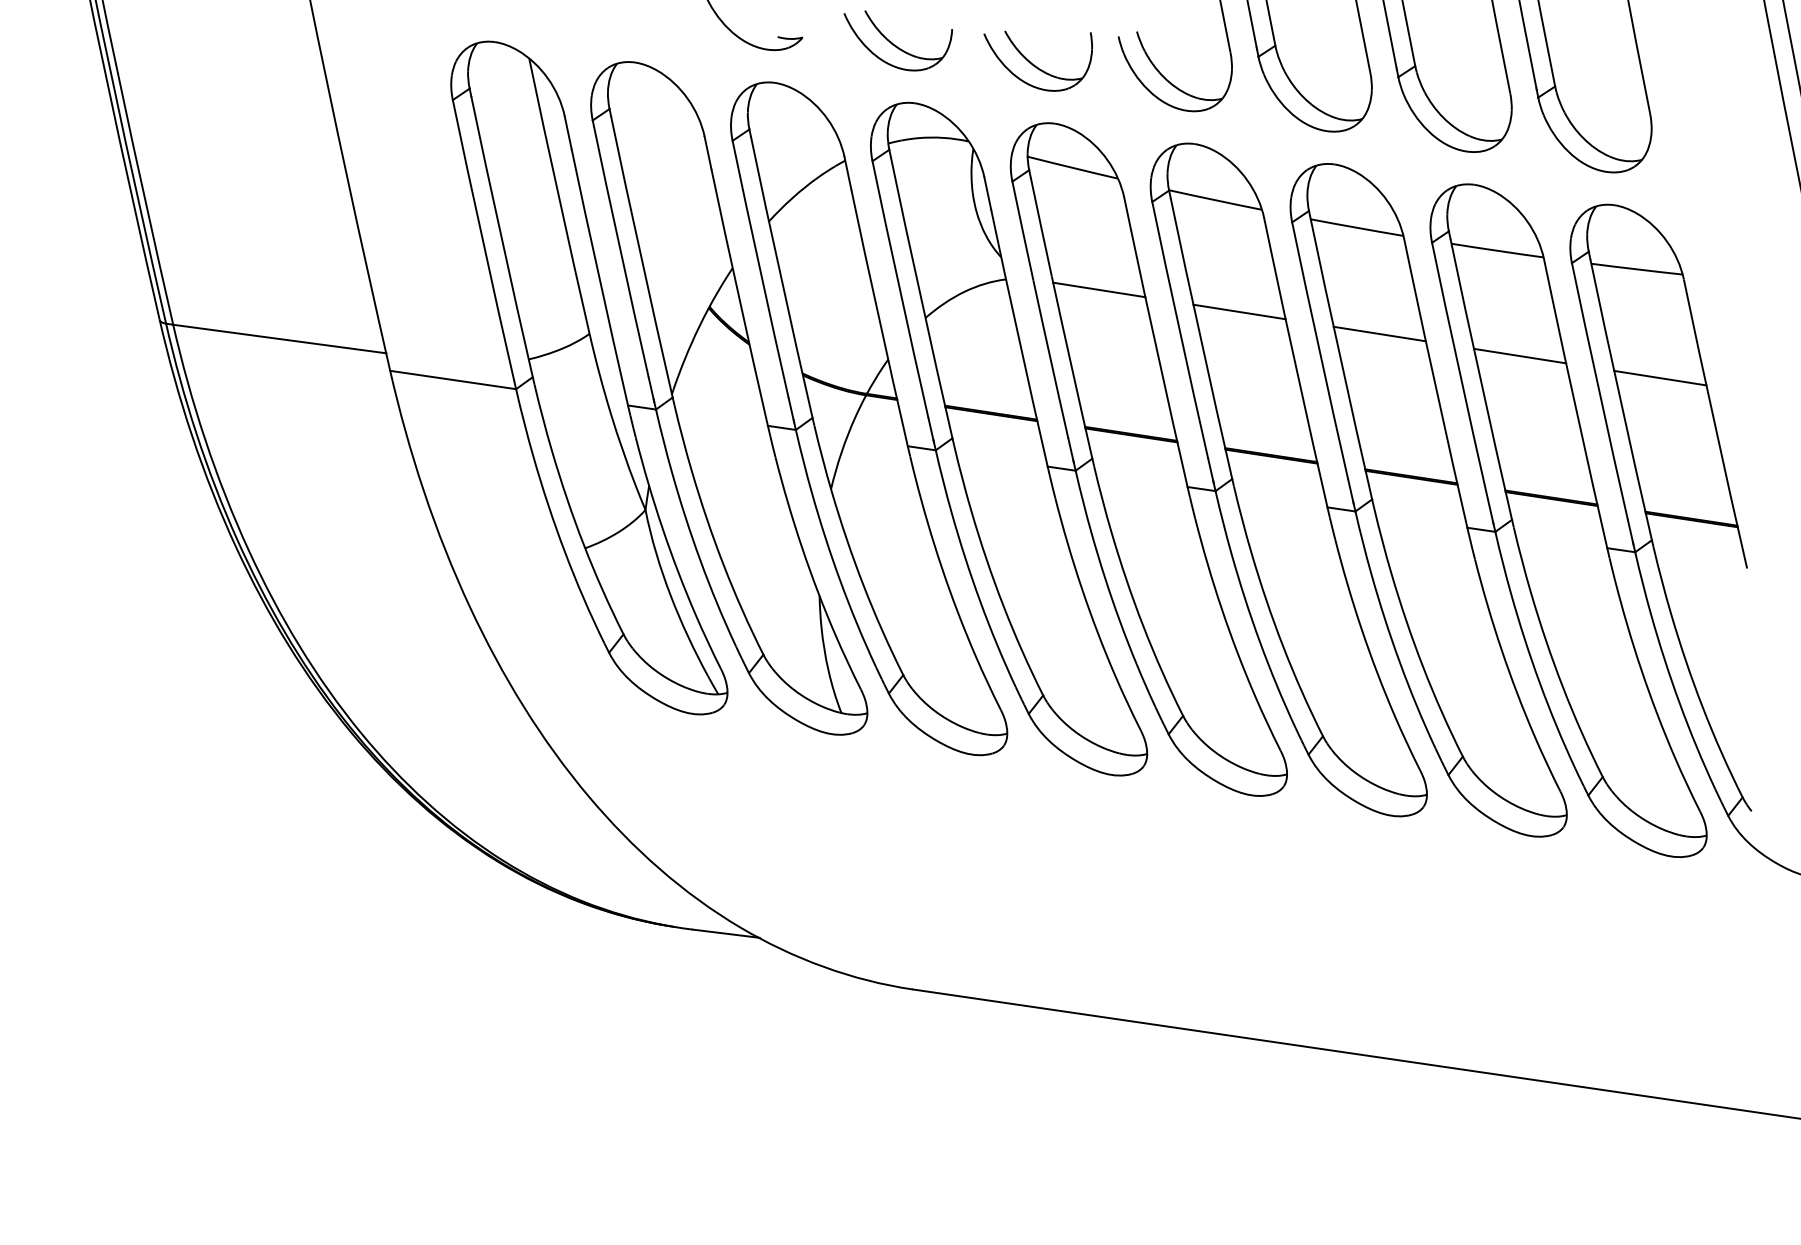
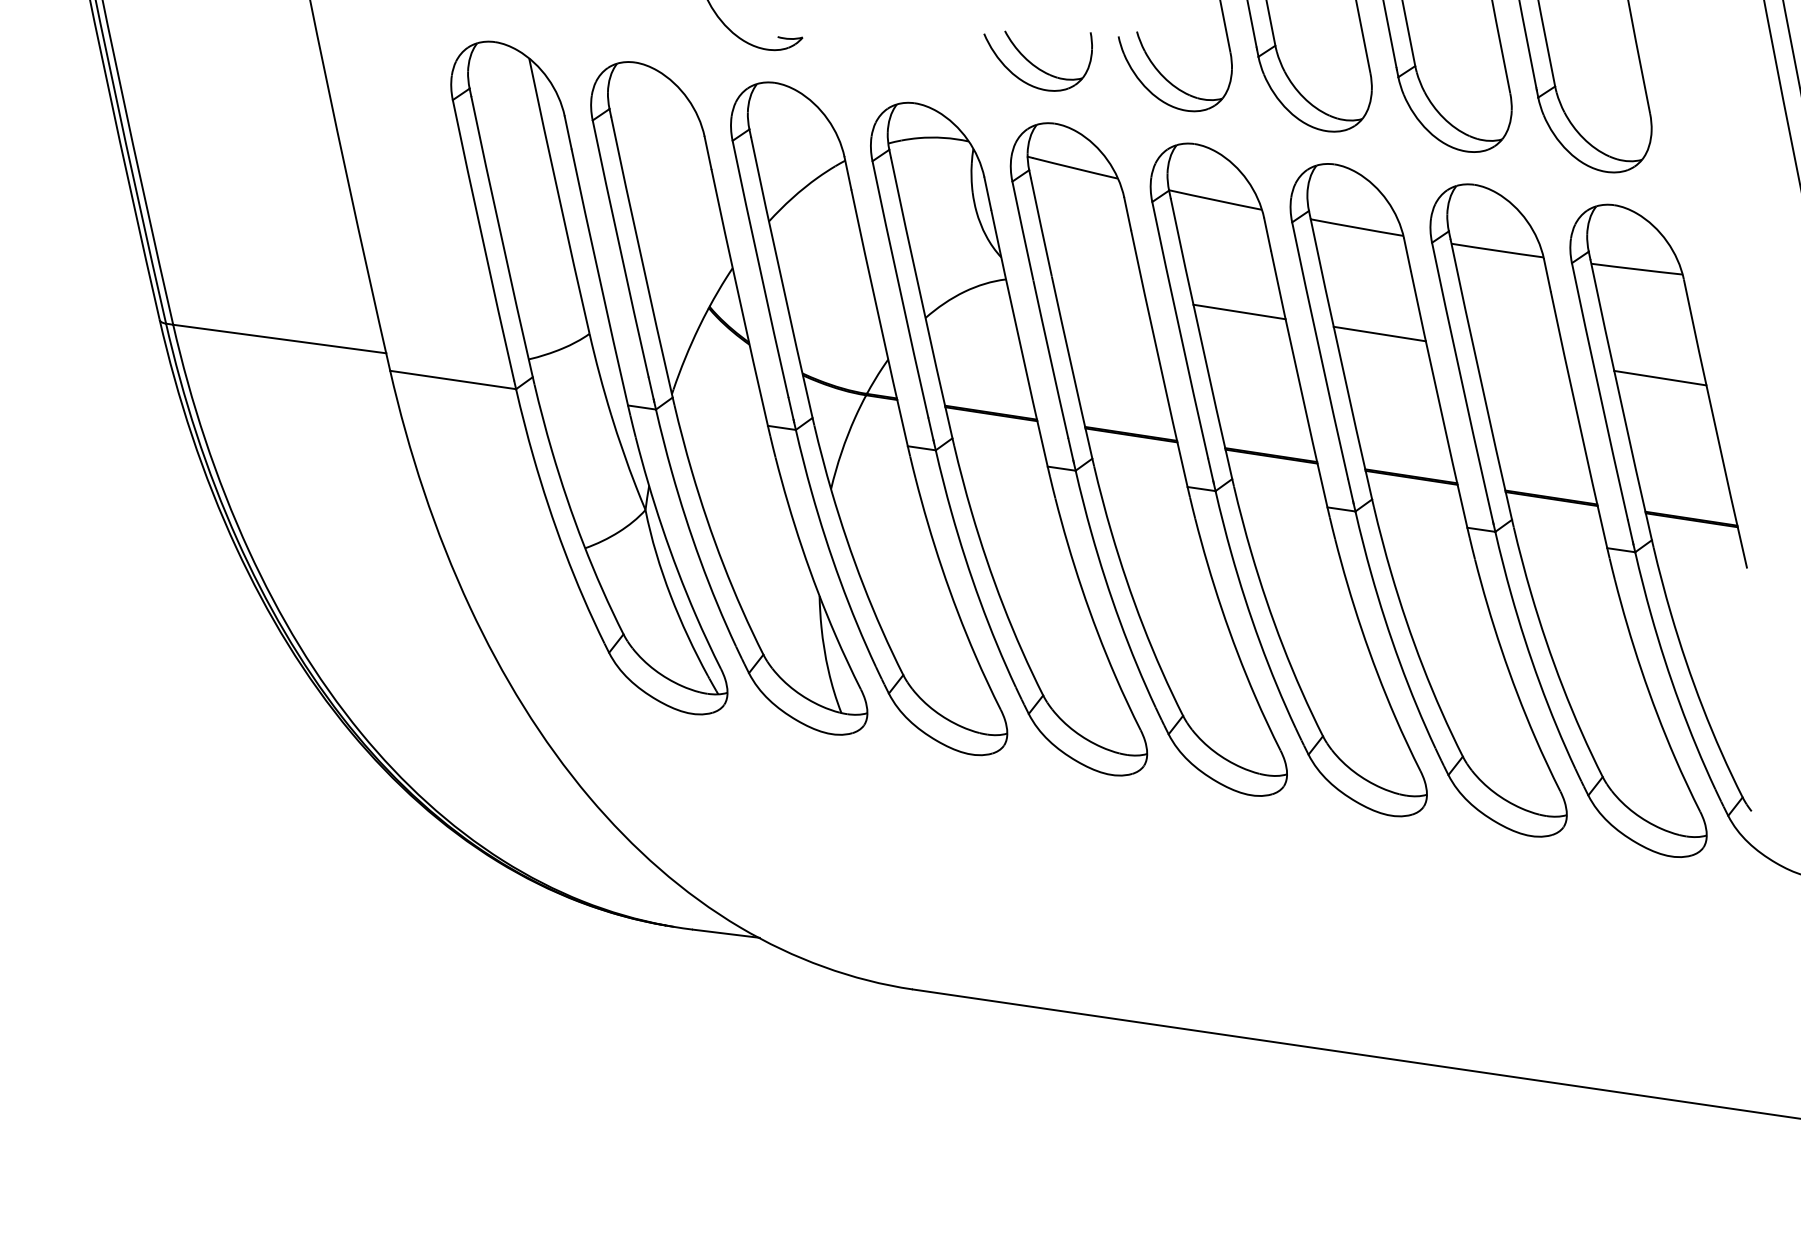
part: present -> none (898, 40)
line: present -> none (1099, 289)
line: present -> none (1519, 355)
